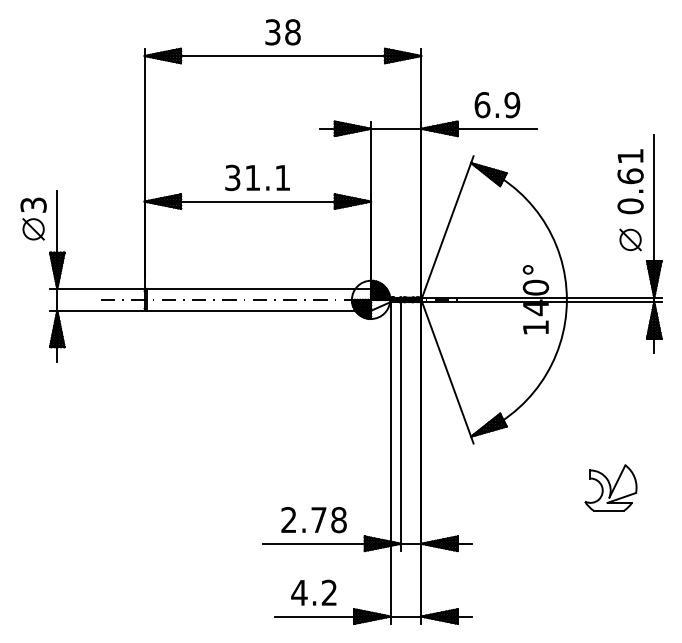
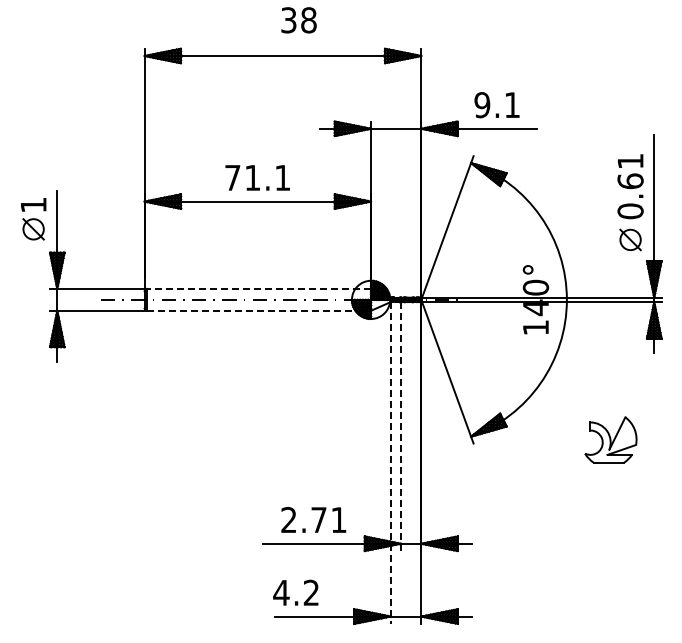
text position: (282, 32) -> (298, 20) (298, 20)
text: 6.9 -> 9.1 (497, 105)
text: 31.1 -> 71.1 (232, 177)
text position: (630, 181) -> (630, 186) (630, 186)
text: 3 -> 1 (33, 204)
line: solid -> dashed (258, 288)
line: solid -> dashed (259, 310)
line: solid -> dashed (401, 427)
line: solid -> dashed (390, 462)
part position: (610, 487) -> (610, 439) (610, 439)
text: 2.78 -> 2.71 (338, 520)
text position: (313, 592) -> (295, 592) (295, 592)
